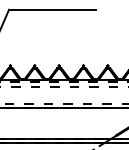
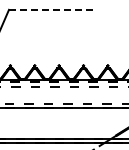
line: solid -> dashed (52, 9)
